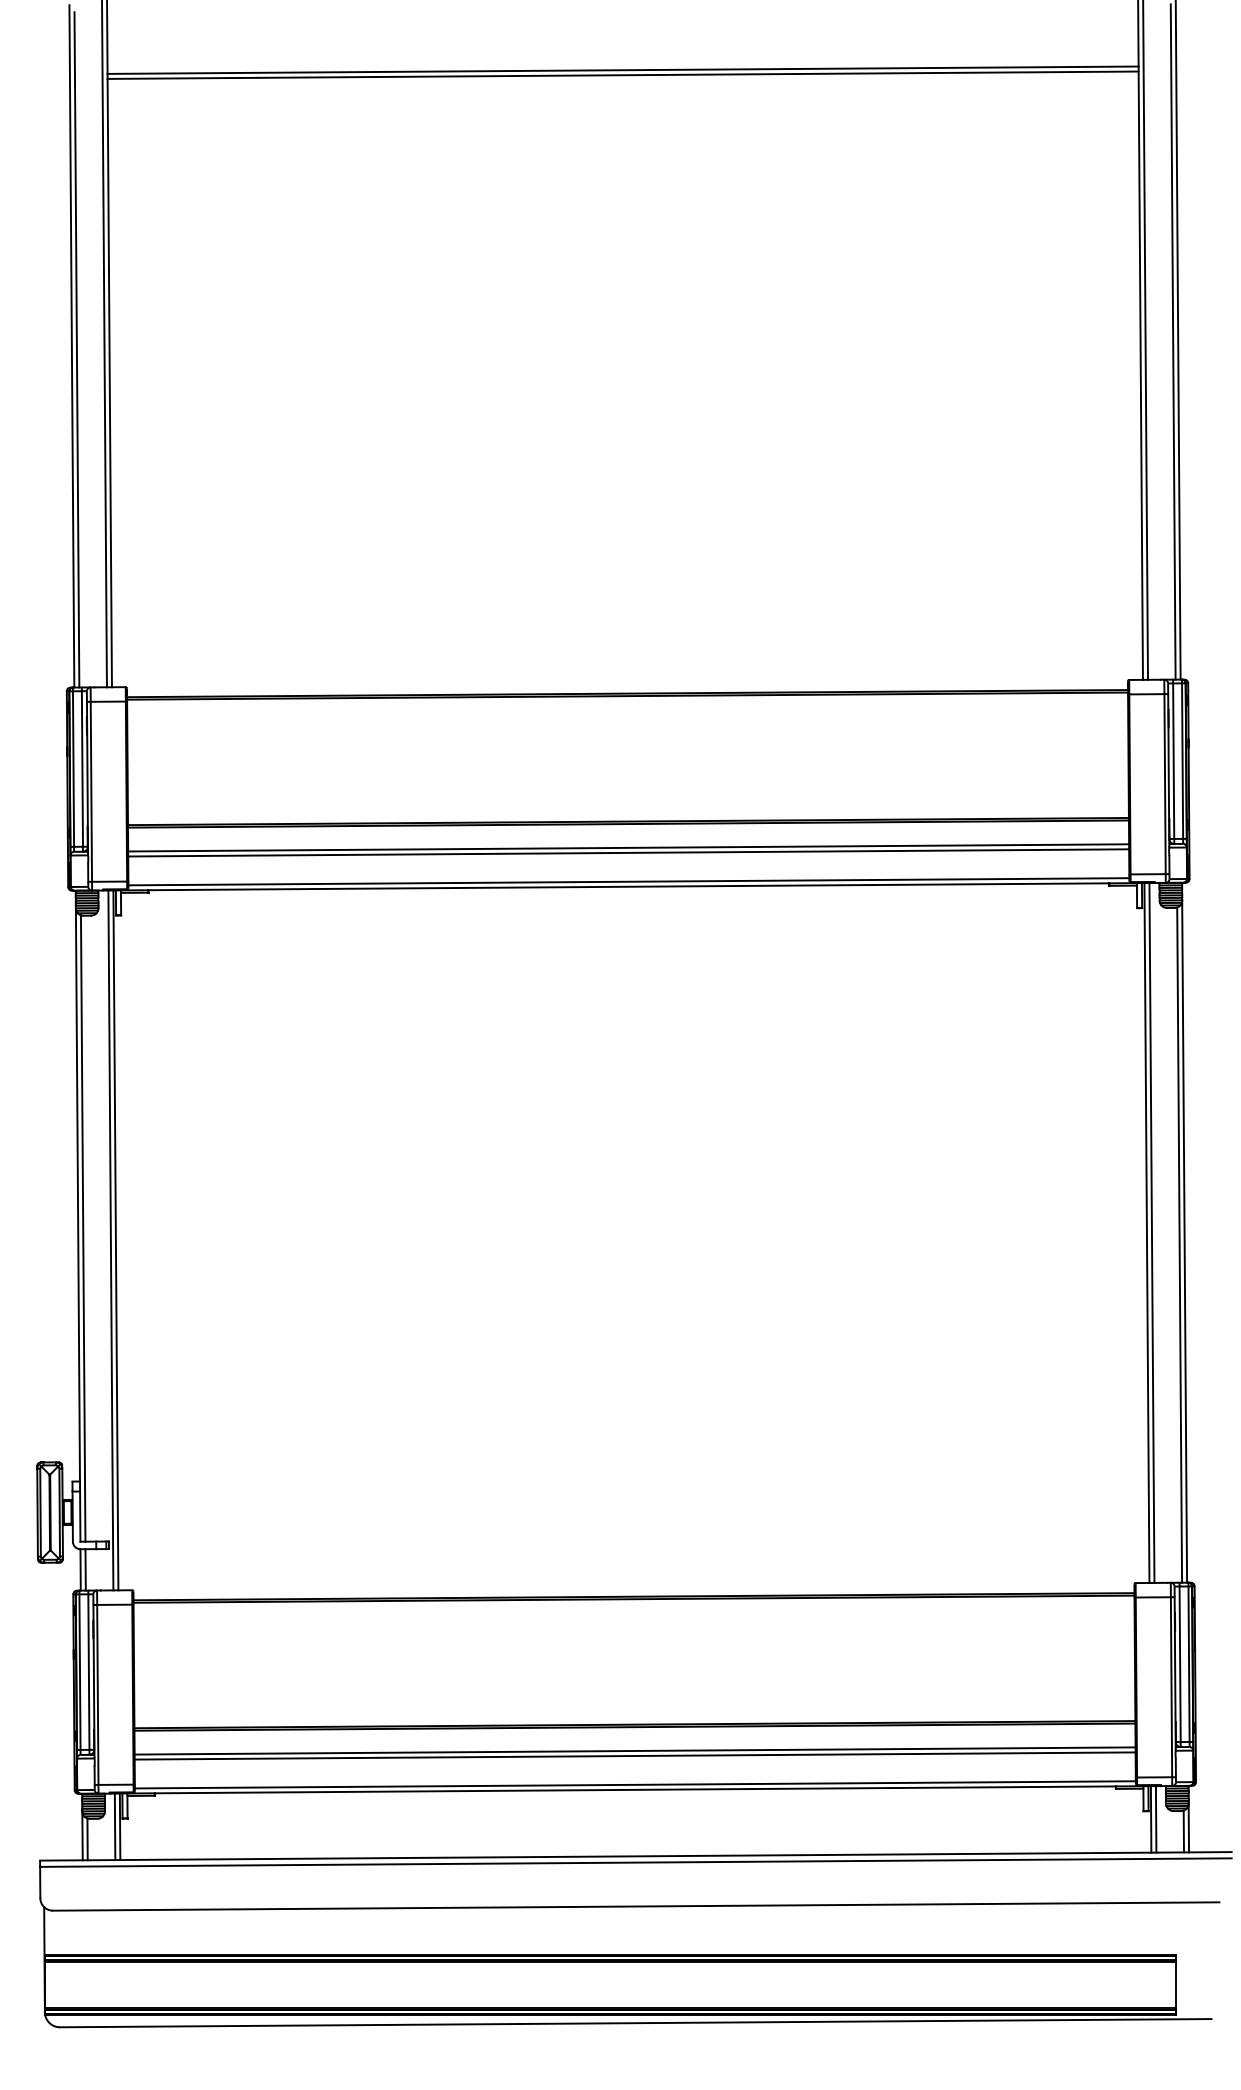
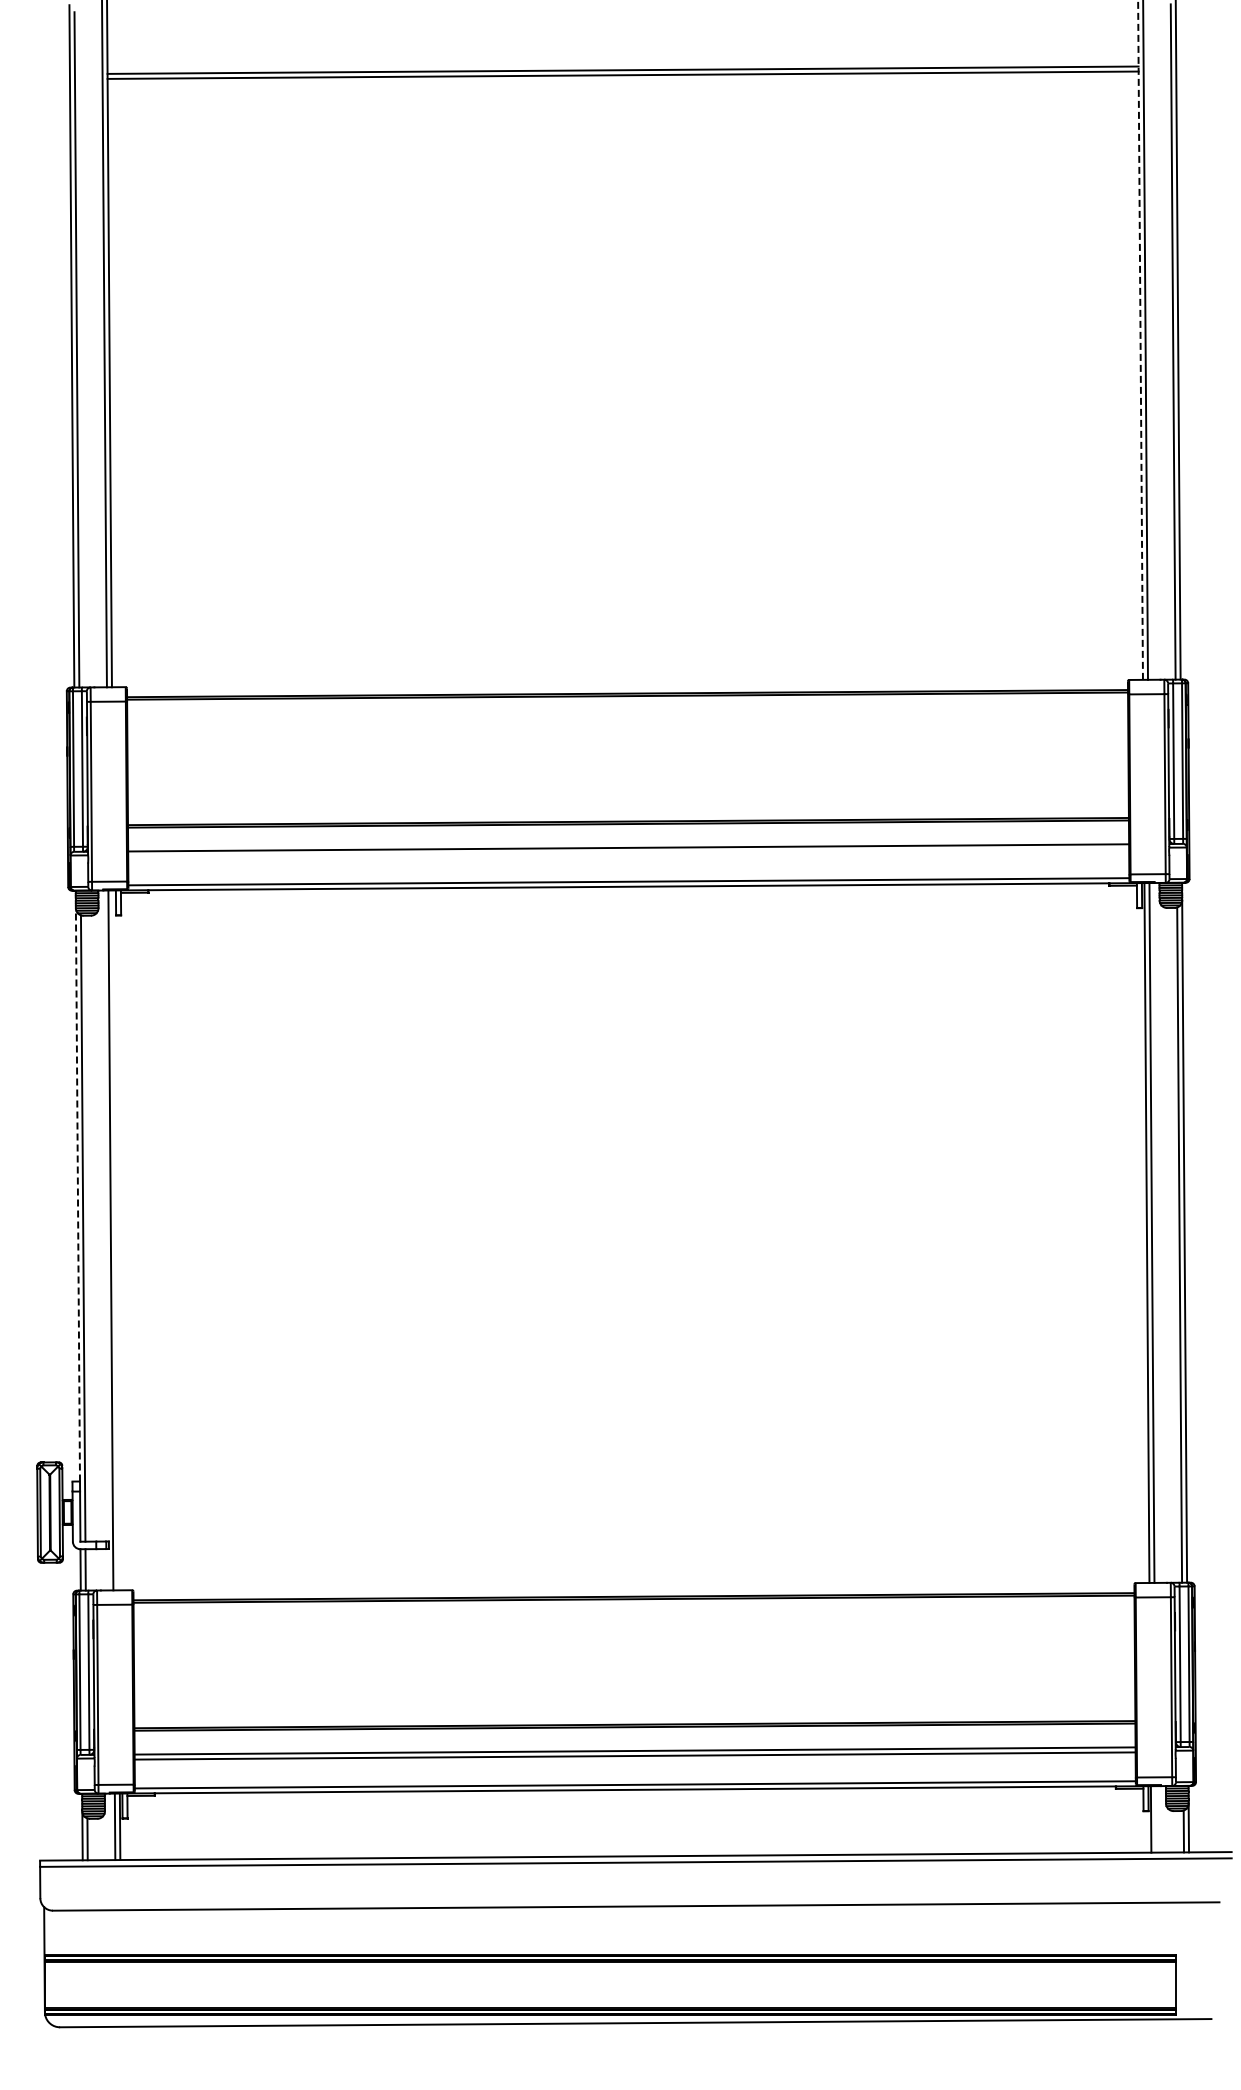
line: solid -> dashed (1140, 339)
line: present -> none (628, 852)
line: solid -> dashed (77, 1194)
line: present -> none (115, 1240)
line: present -> none (1155, 1819)
